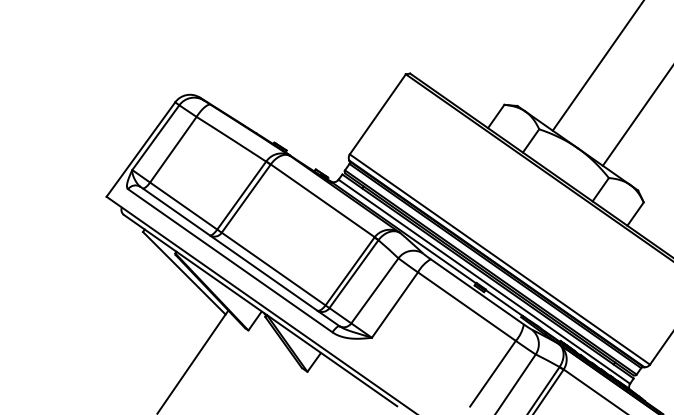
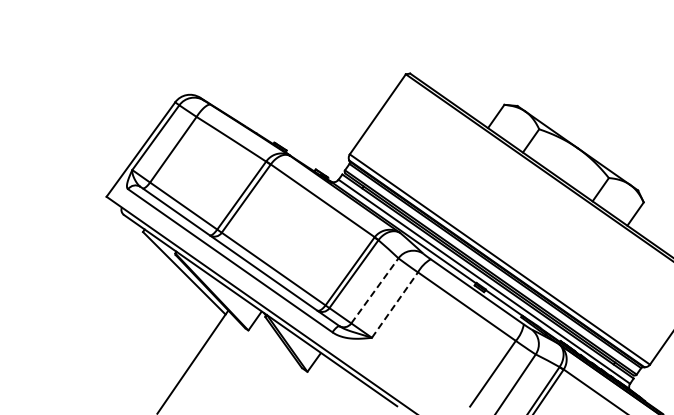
line: present -> none (597, 66)
line: present -> none (636, 117)
line: solid -> dashed (375, 290)
line: solid -> dashed (395, 304)
